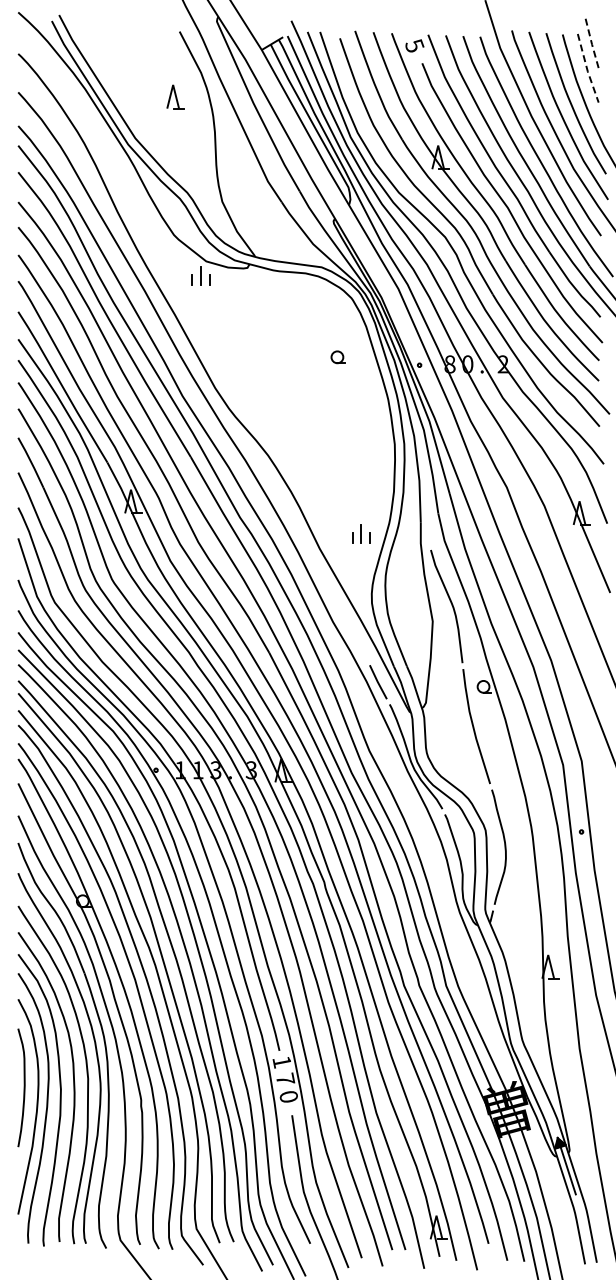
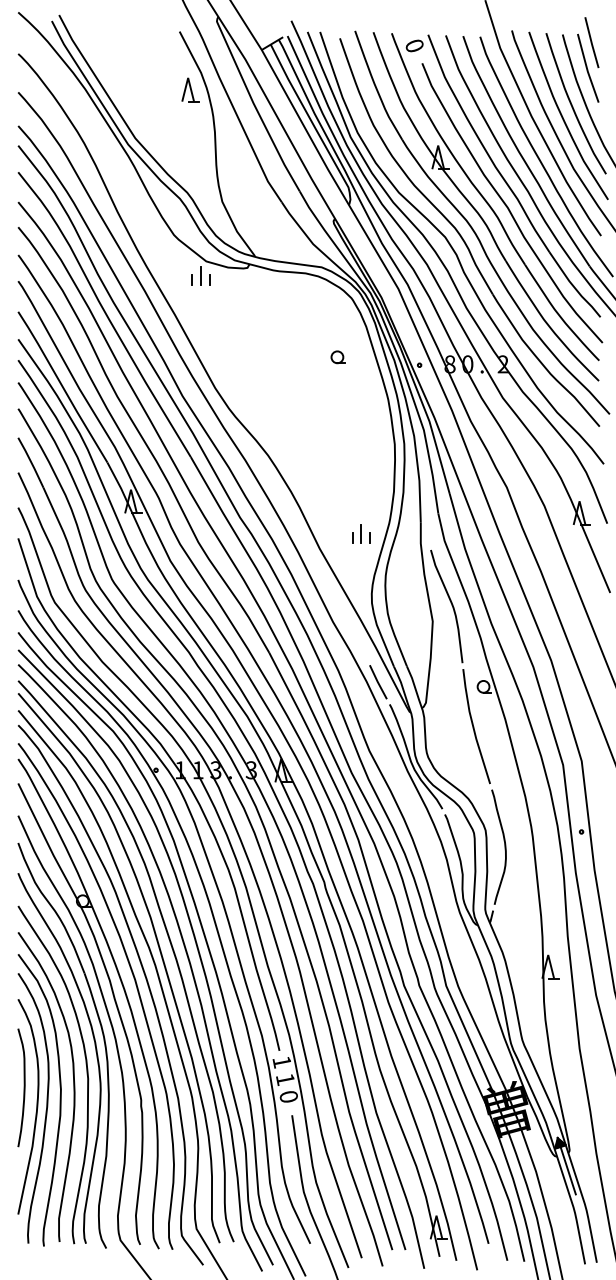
line: dashed -> solid (591, 42)
text: 5 -> 0 (414, 45)
line: dashed -> solid (587, 68)
part position: (175, 96) -> (190, 89) (190, 89)
text: 7 -> 1 (285, 1079)
